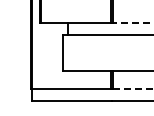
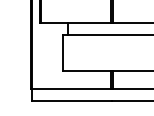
line: dashed -> solid (132, 23)
line: dashed -> solid (133, 89)
